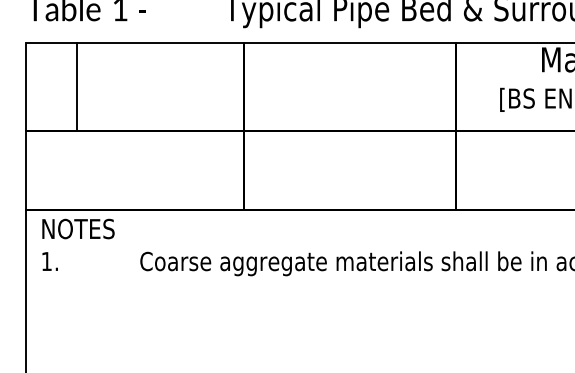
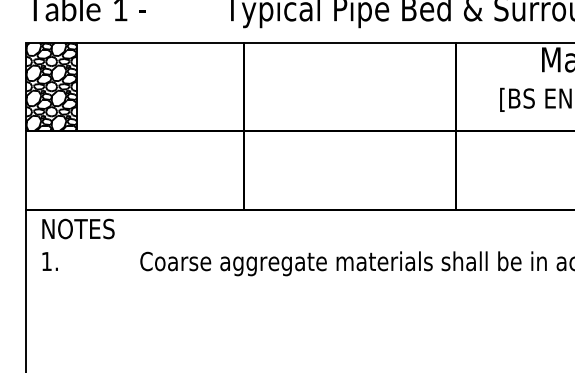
hatch: none -> present (51, 86)
